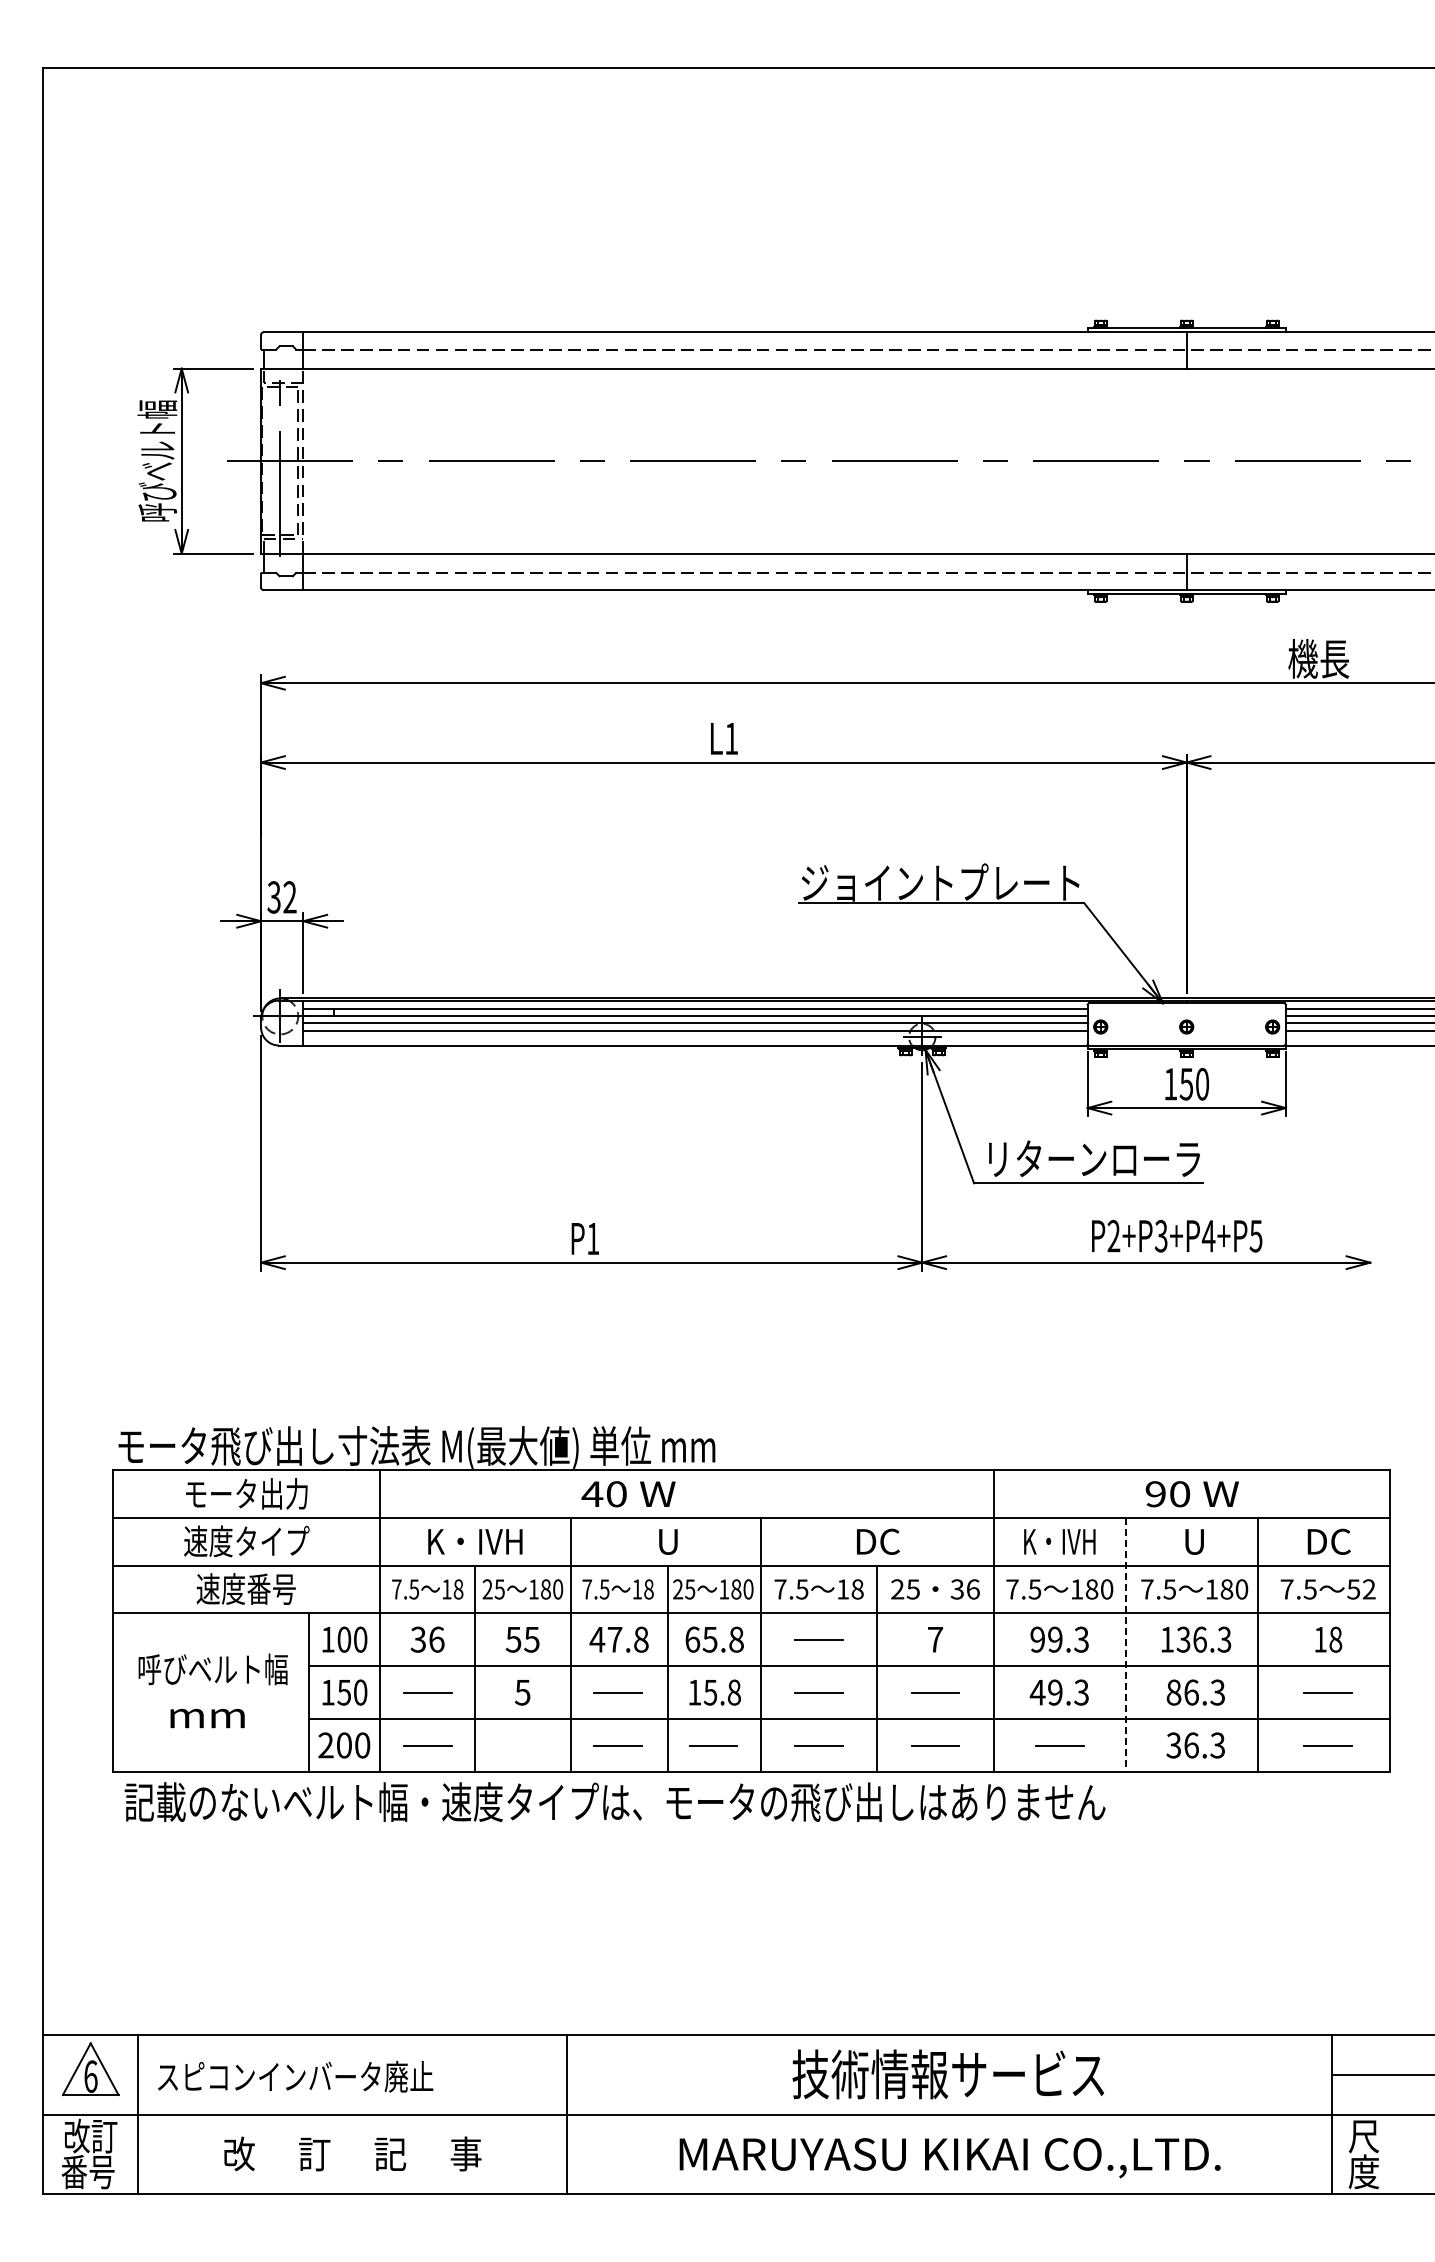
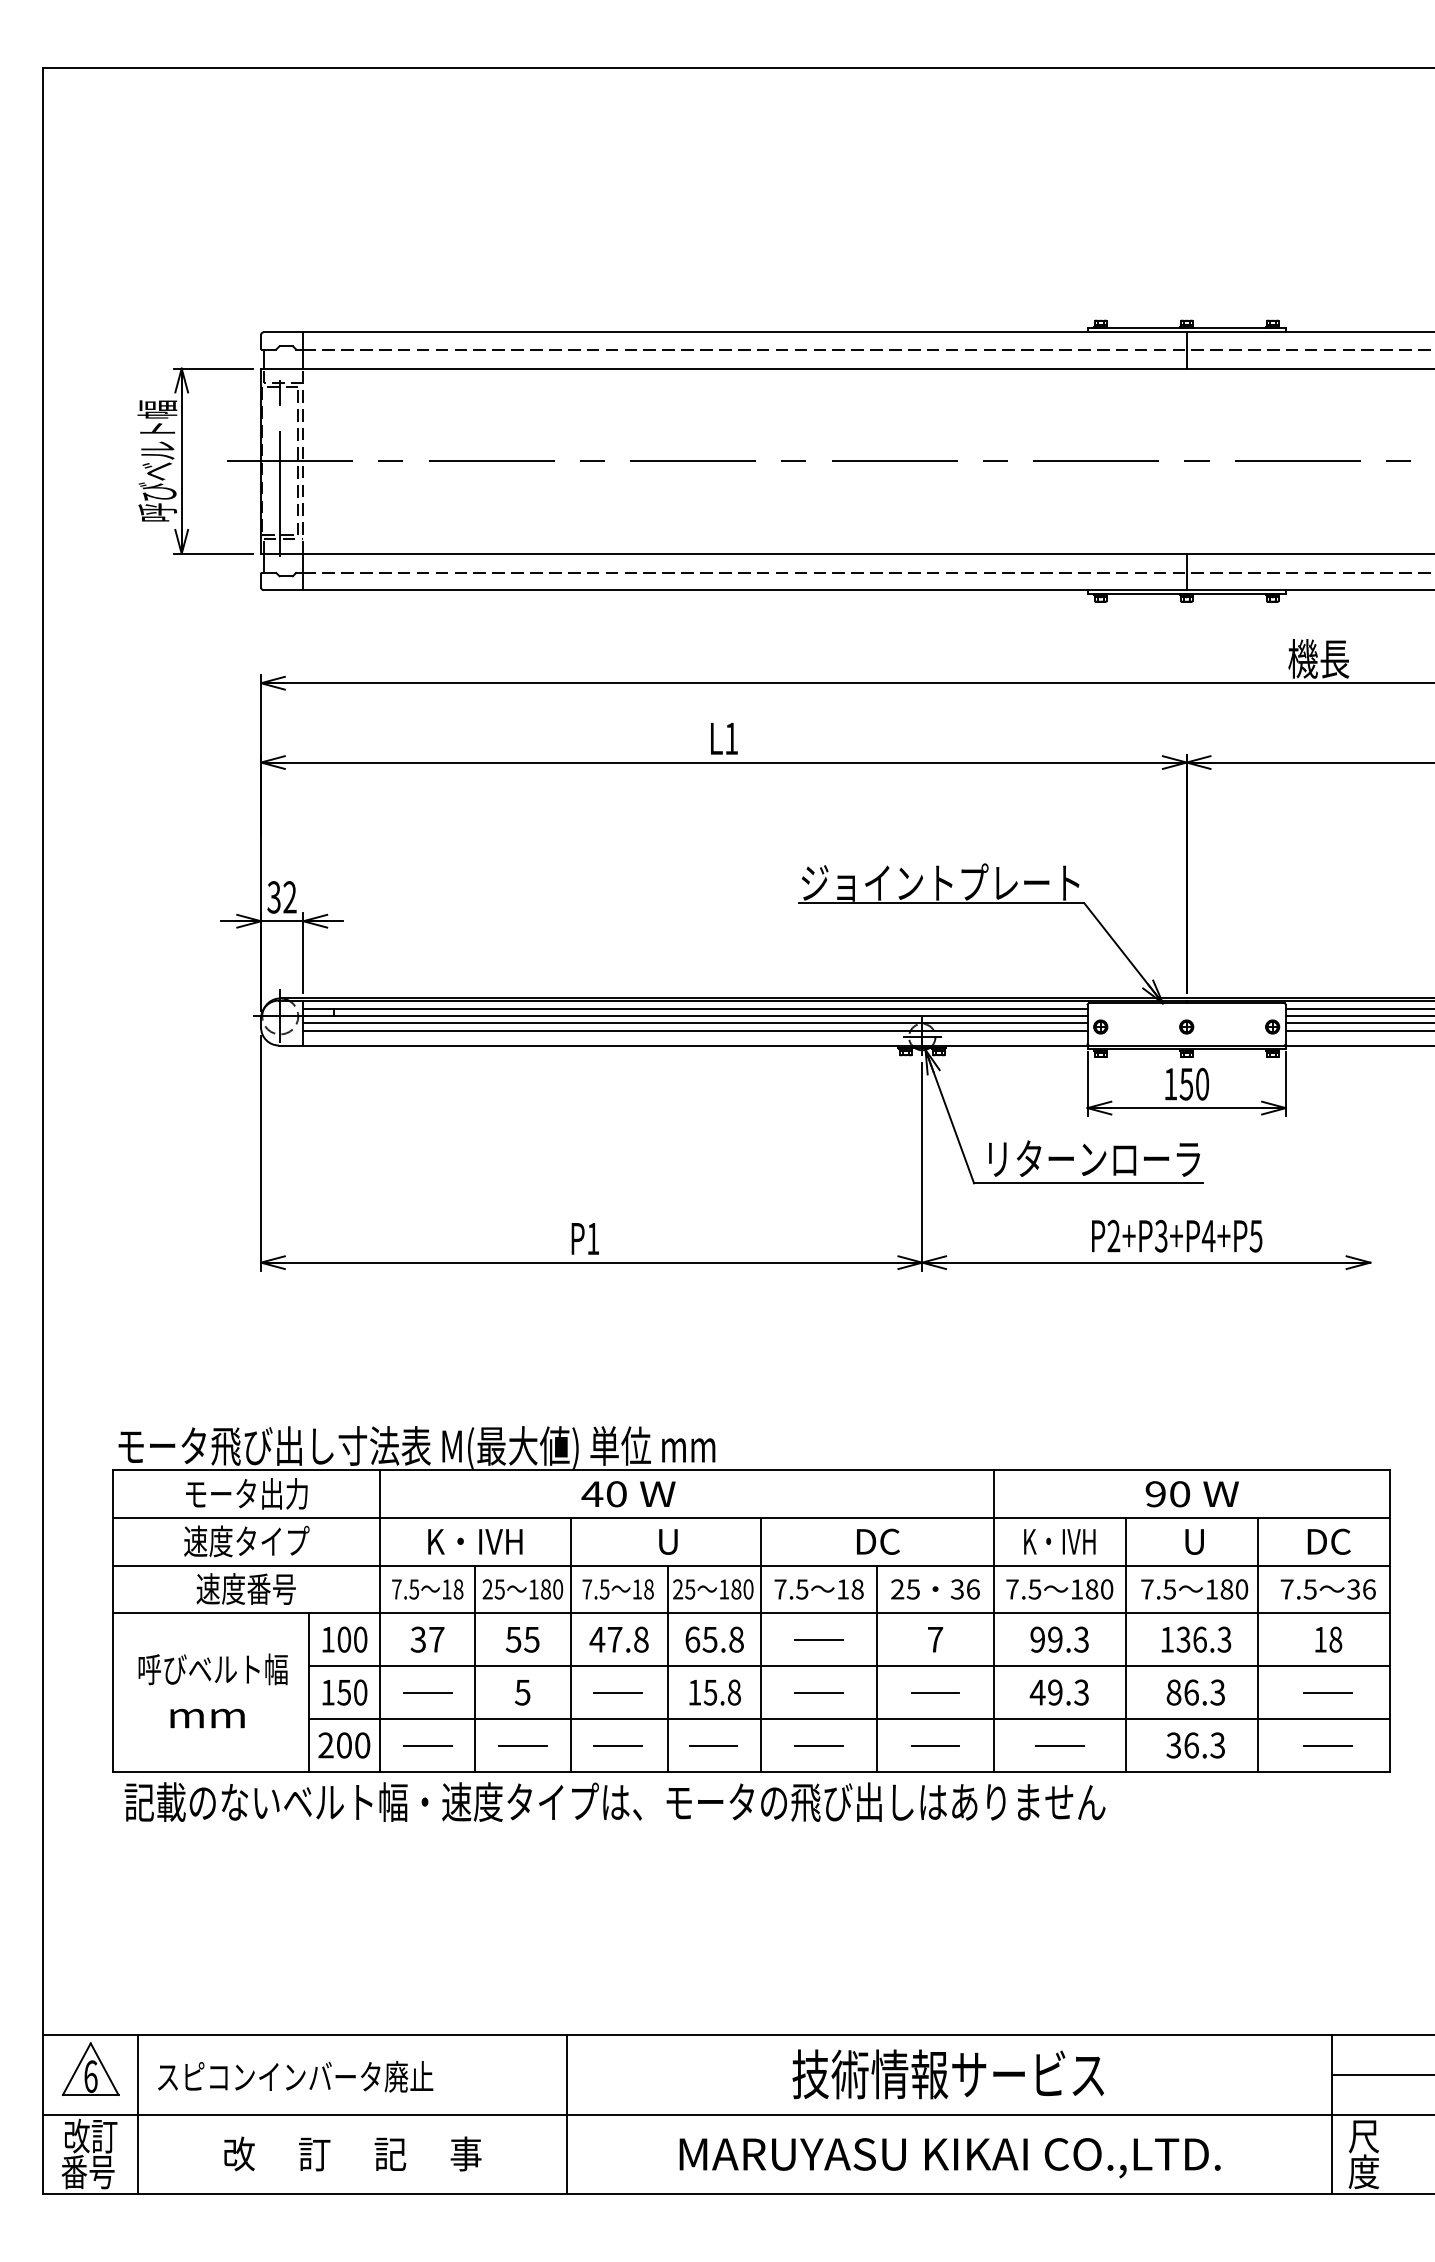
text: 52 -> 36 (1361, 1589)
text: 36 -> 37 (436, 1639)
line: dashed -> solid (1125, 1645)
line: none -> present (522, 1745)
